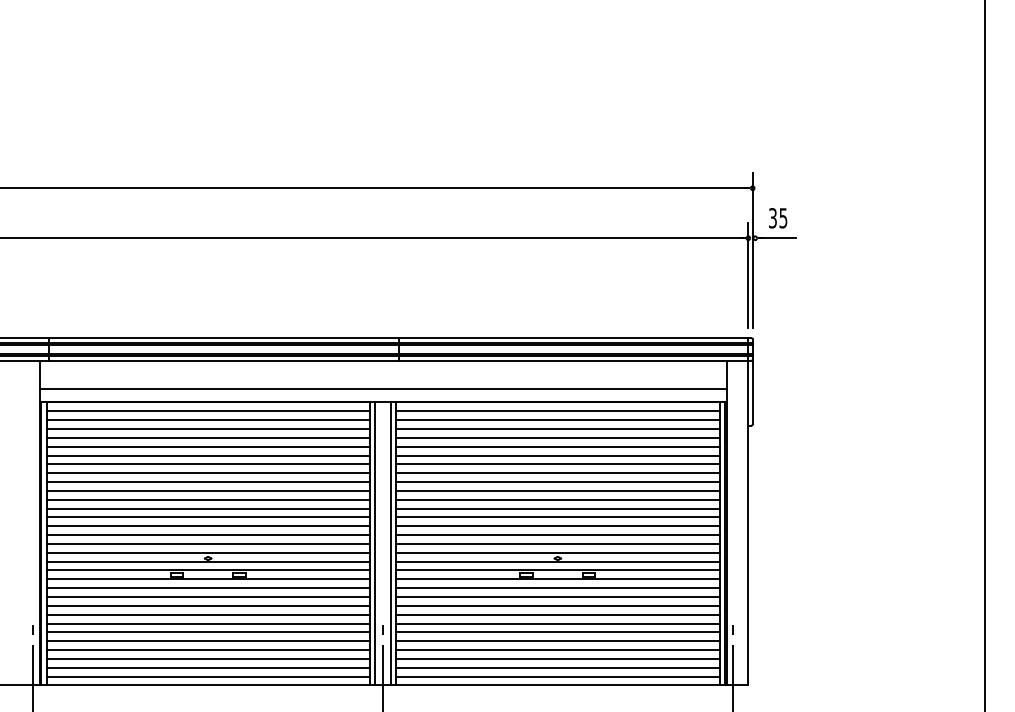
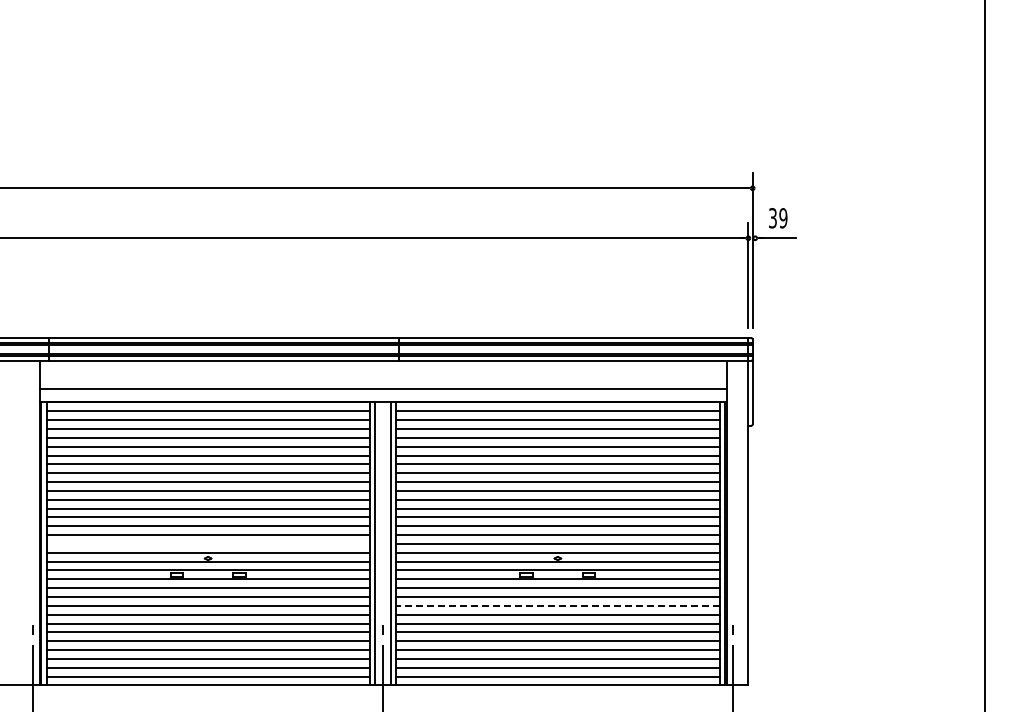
text: 35 -> 39 (783, 218)
line: present -> none (207, 543)
line: solid -> dashed (557, 605)
